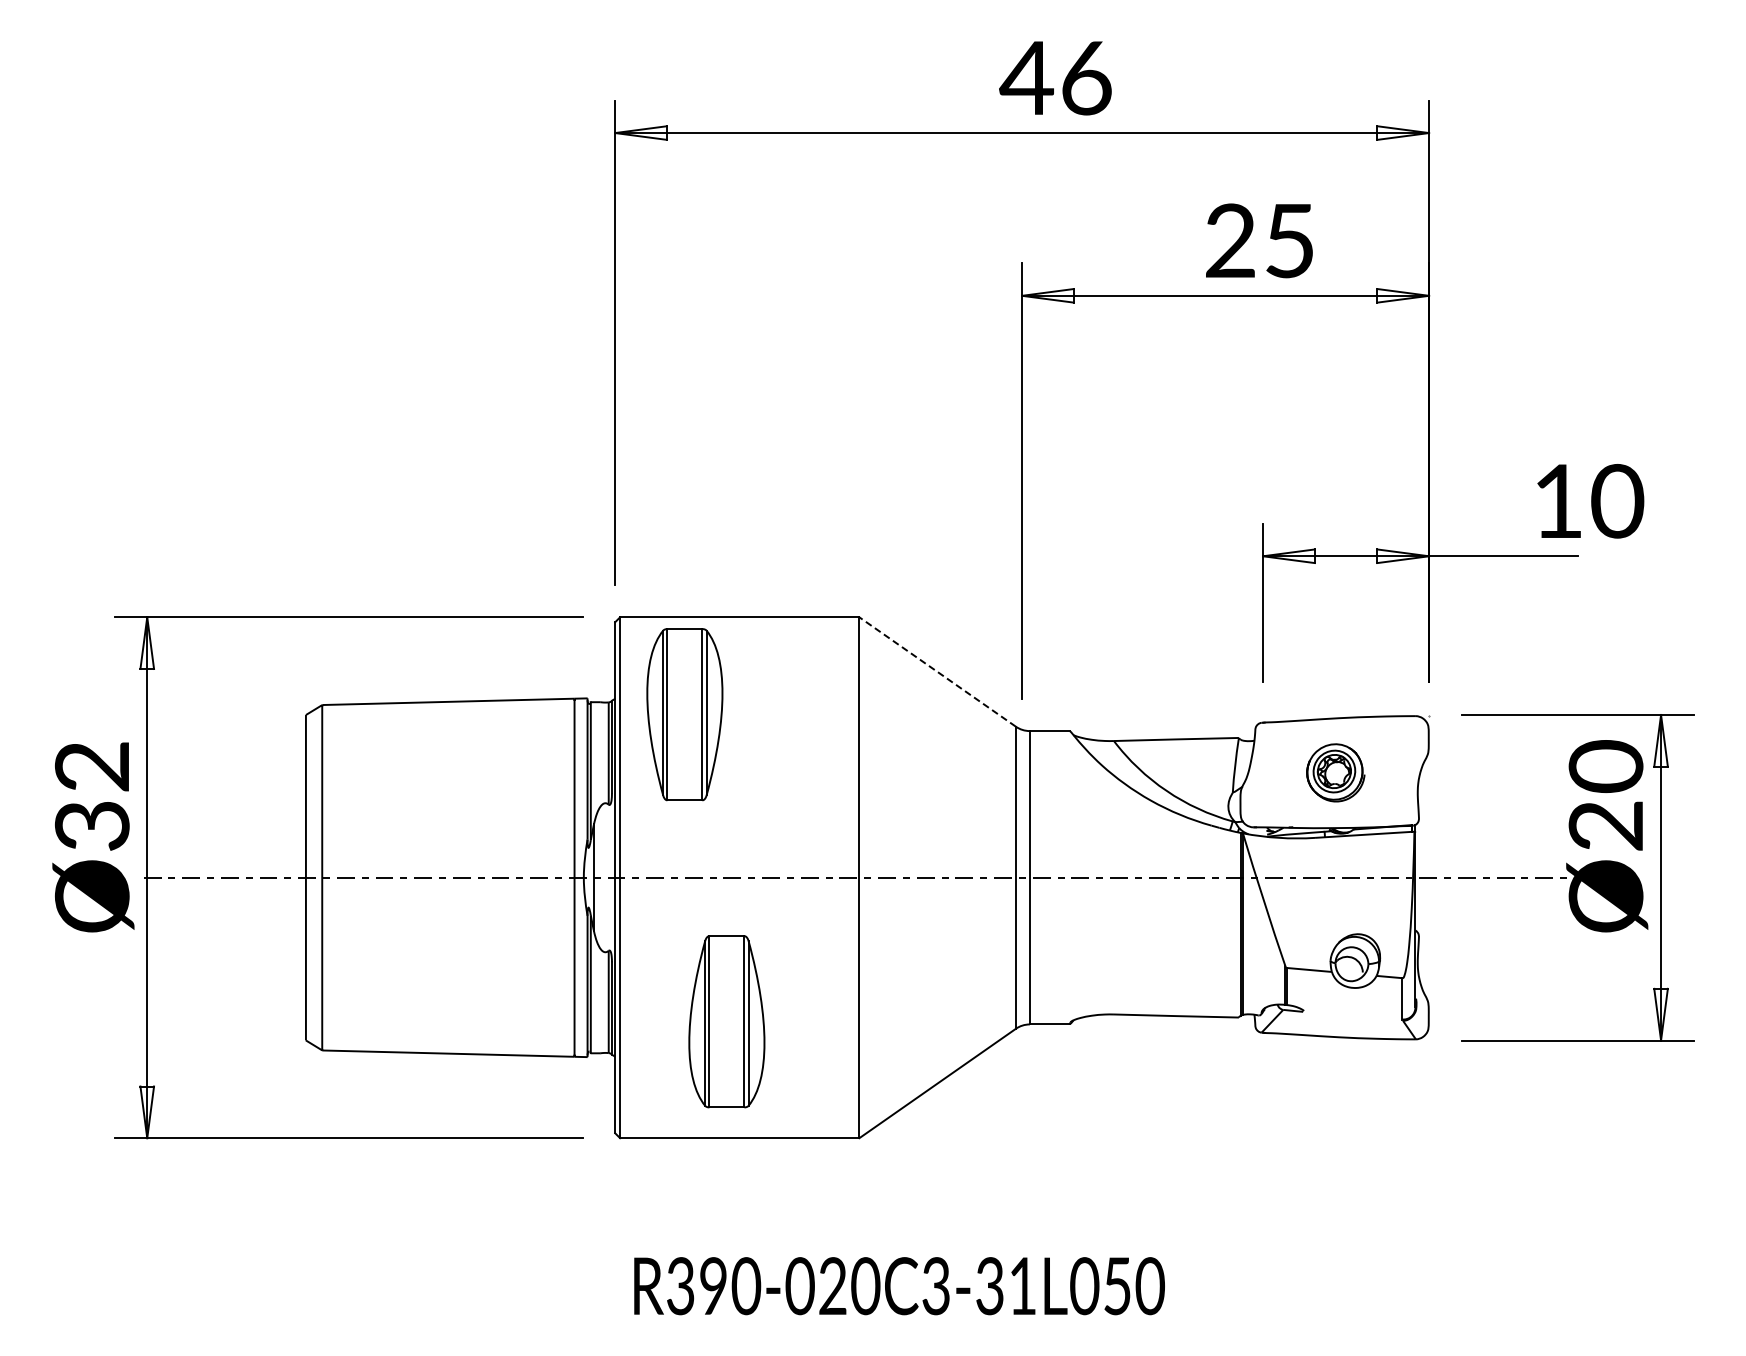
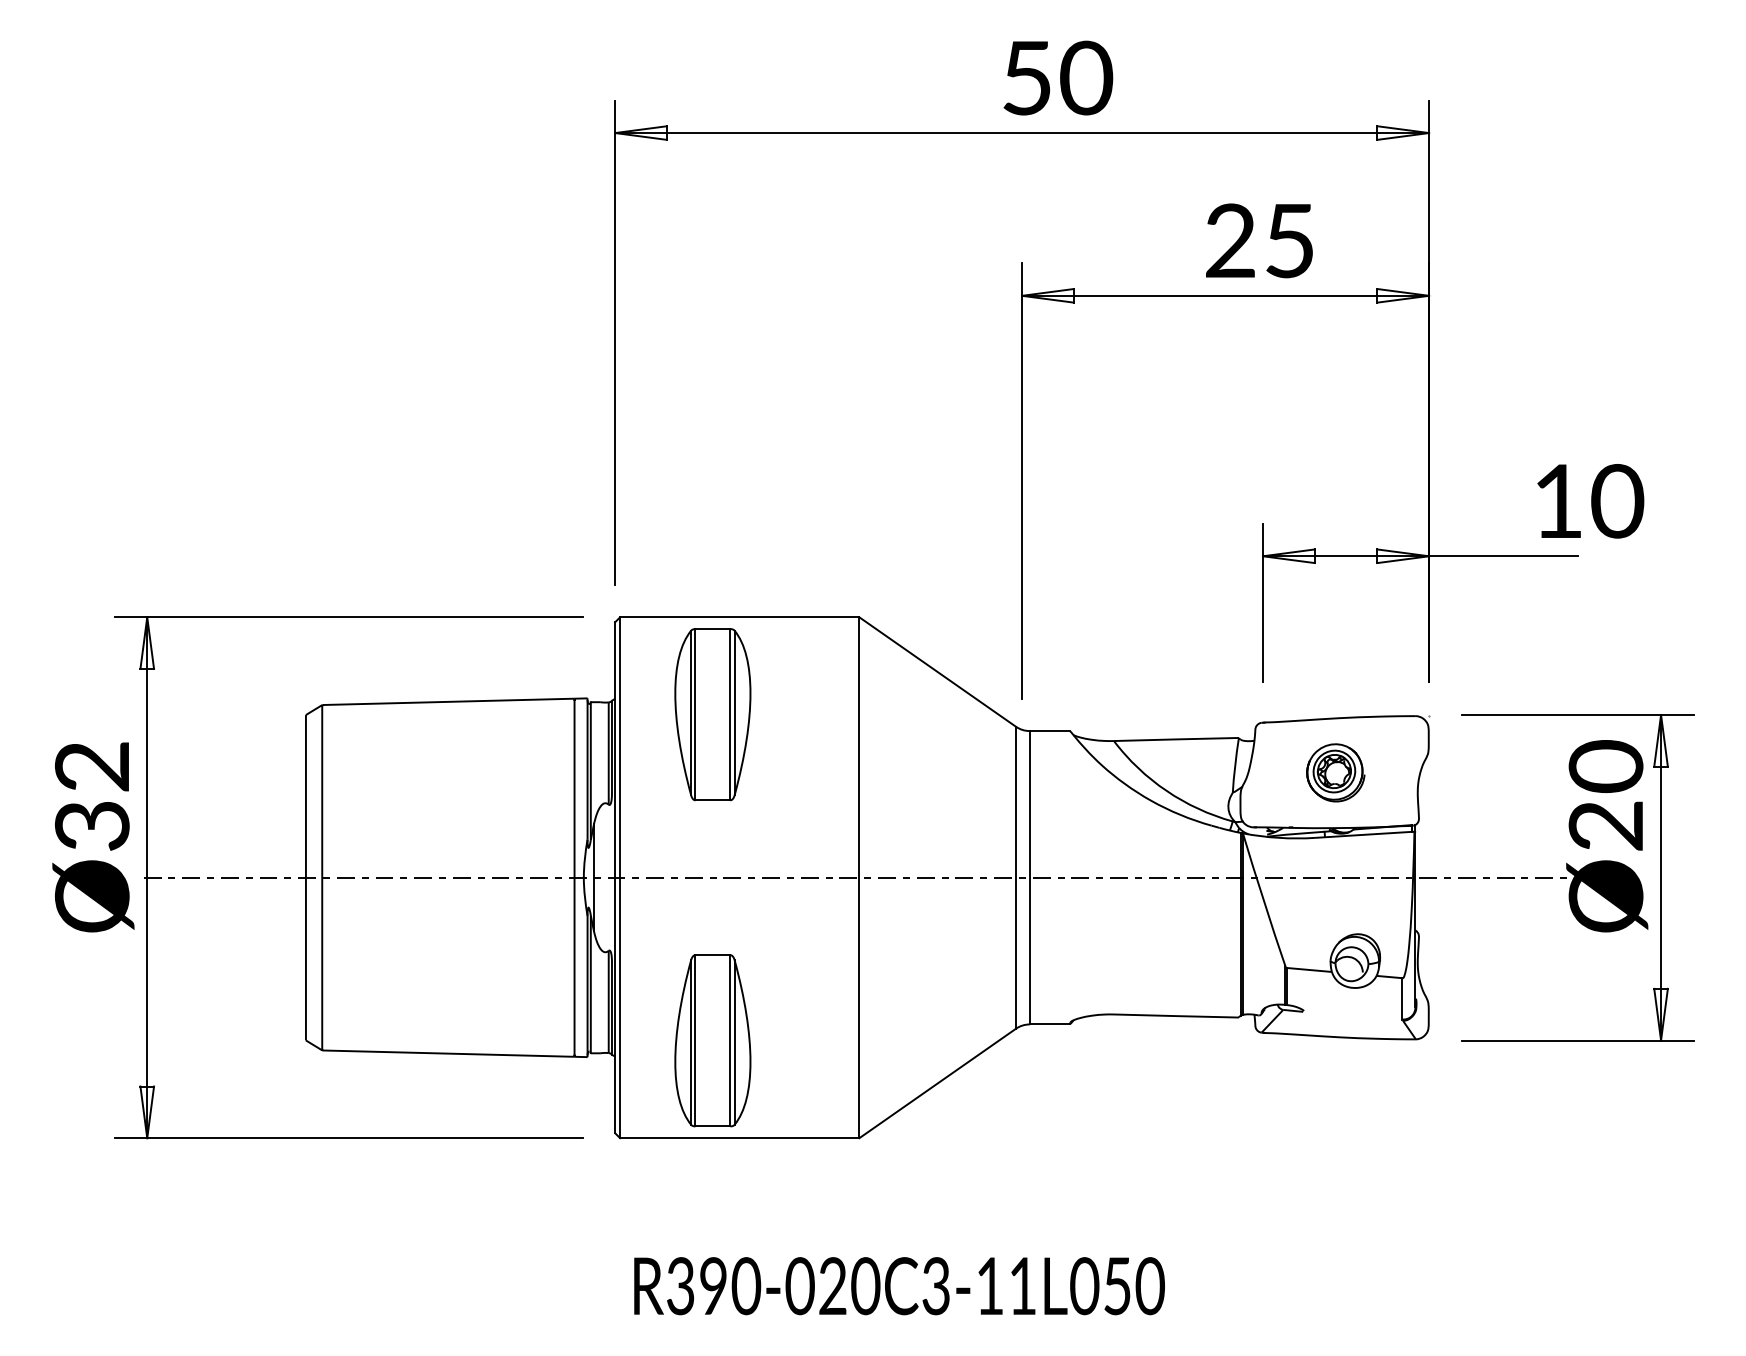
text: 46 -> 50 (1056, 77)
line: dashed -> solid (937, 671)
part position: (684, 714) -> (712, 714) (712, 714)
part position: (726, 1021) -> (712, 1040) (712, 1040)
text: R390-020C3-31L050 -> R390-020C3-11L050 (989, 1286)
